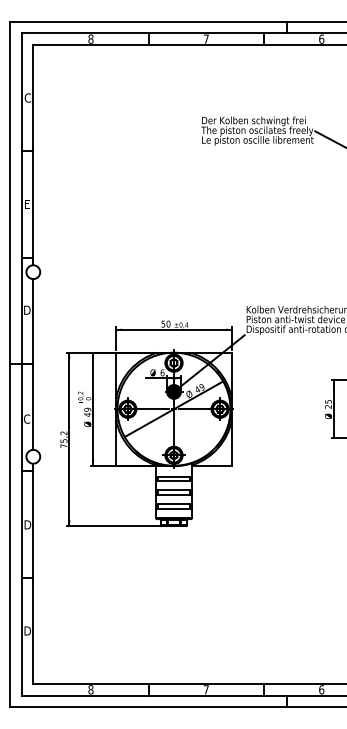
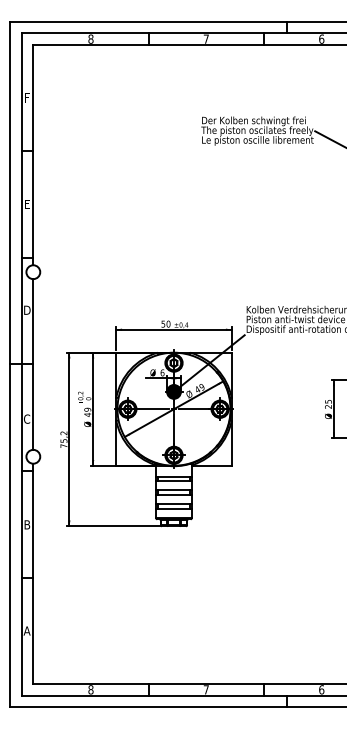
text: C -> F (27, 97)
text: D -> B (28, 524)
text: D -> A (26, 630)
